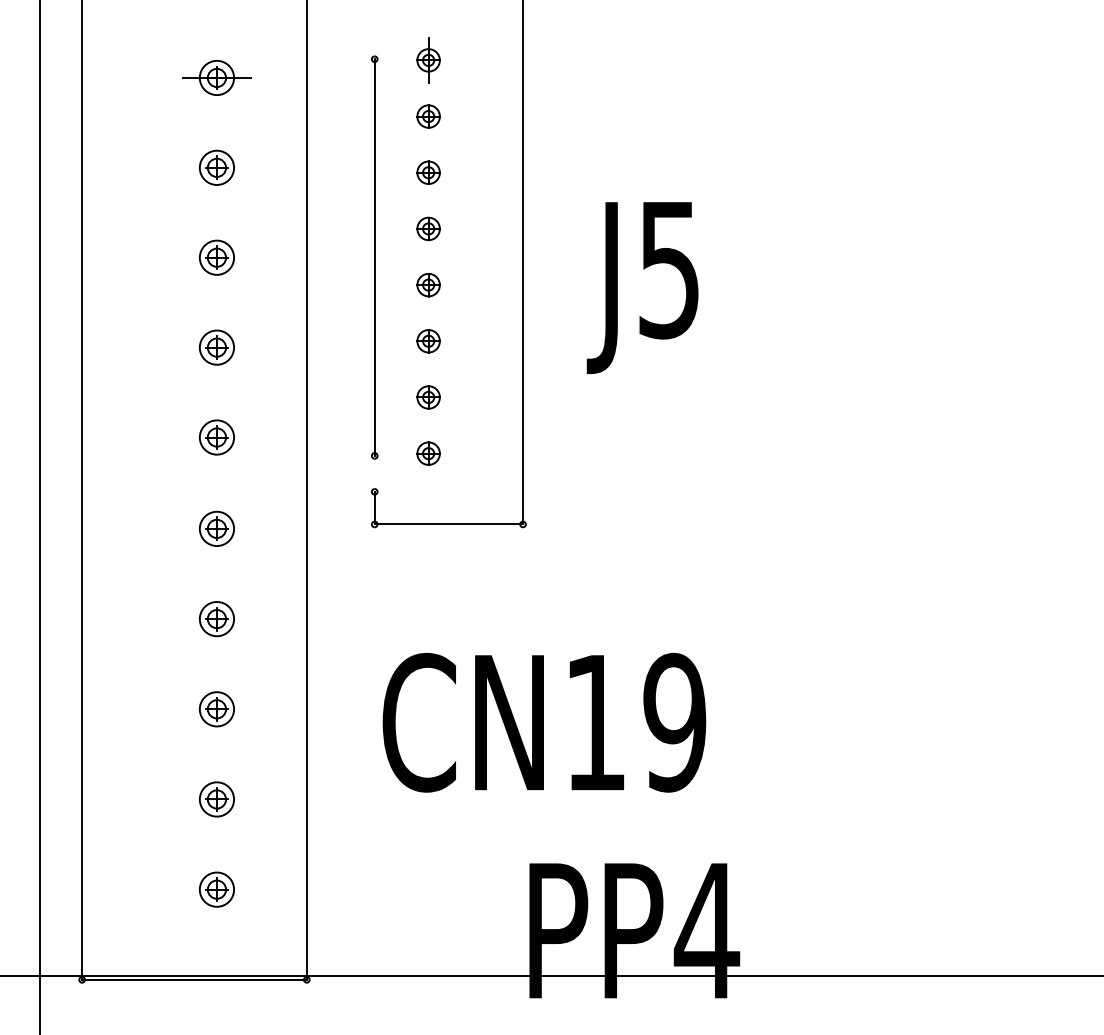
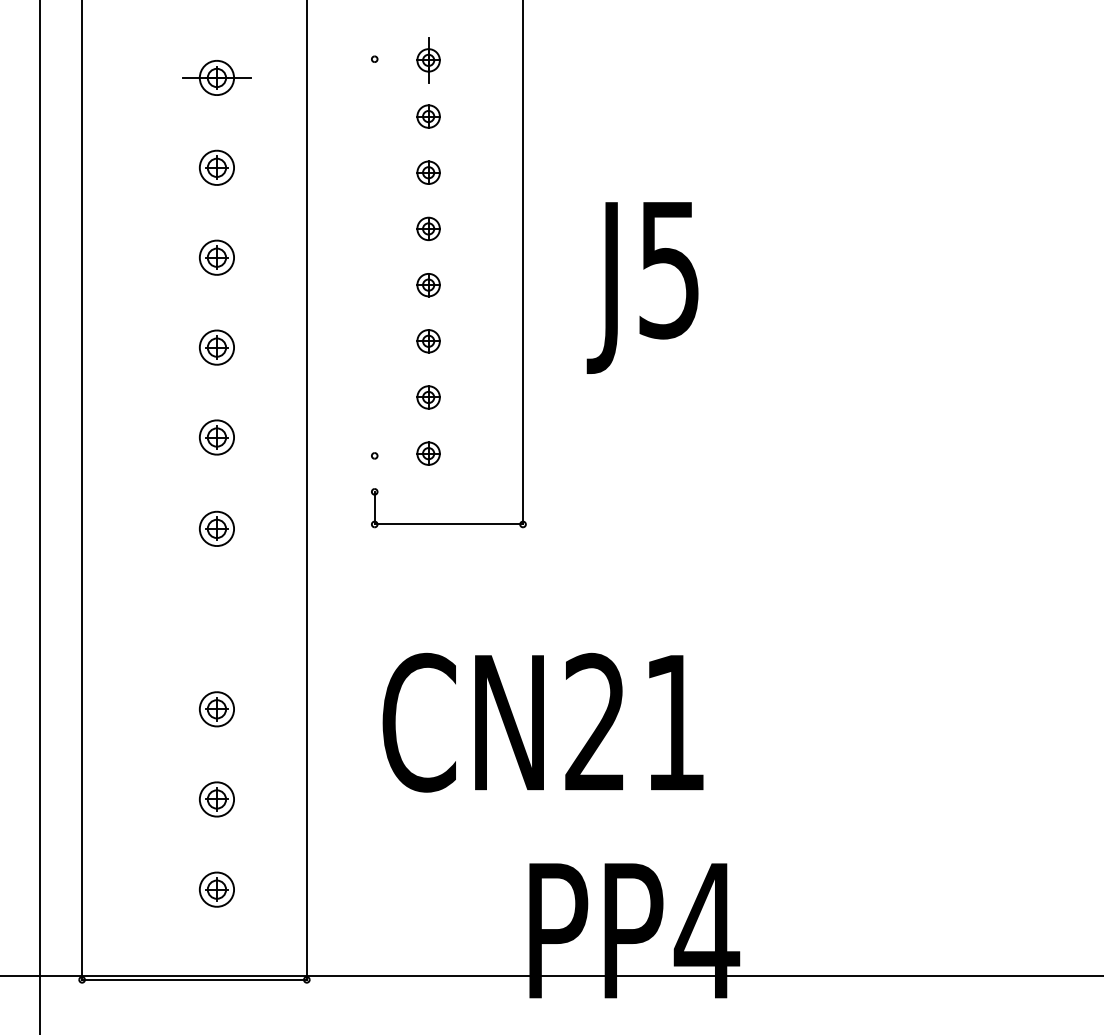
line: present -> none (374, 257)
part: present -> none (216, 619)
text: CN19 -> CN21 (635, 722)
